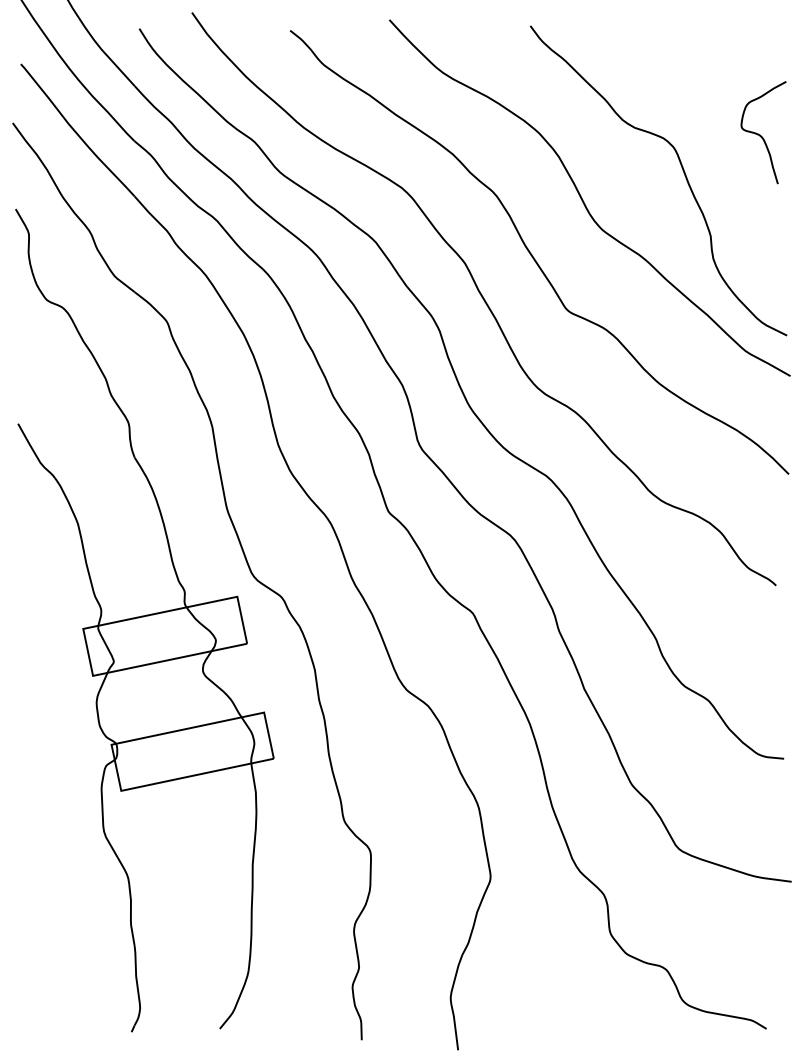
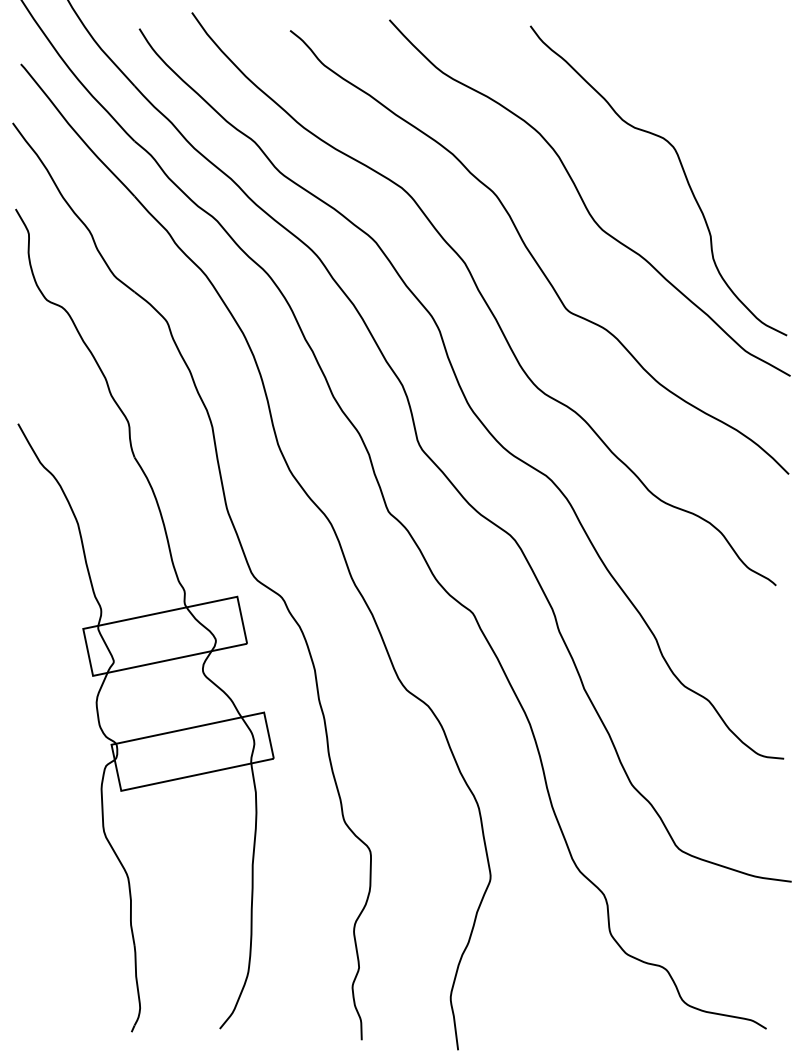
curve: present -> none (760, 134)
